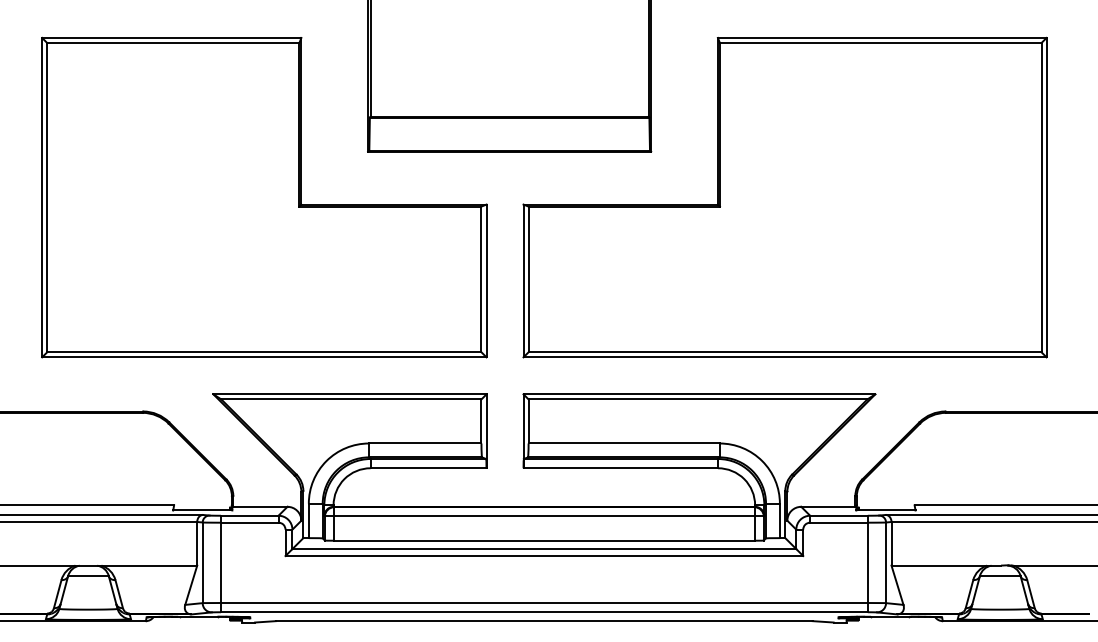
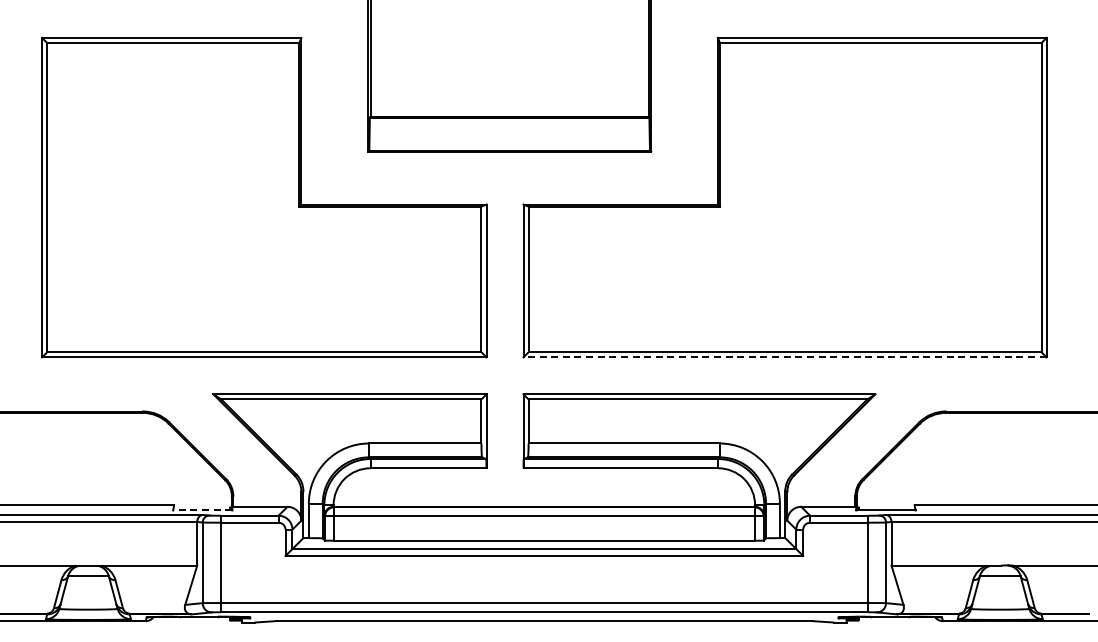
line: solid -> dashed (785, 357)
line: solid -> dashed (202, 510)
